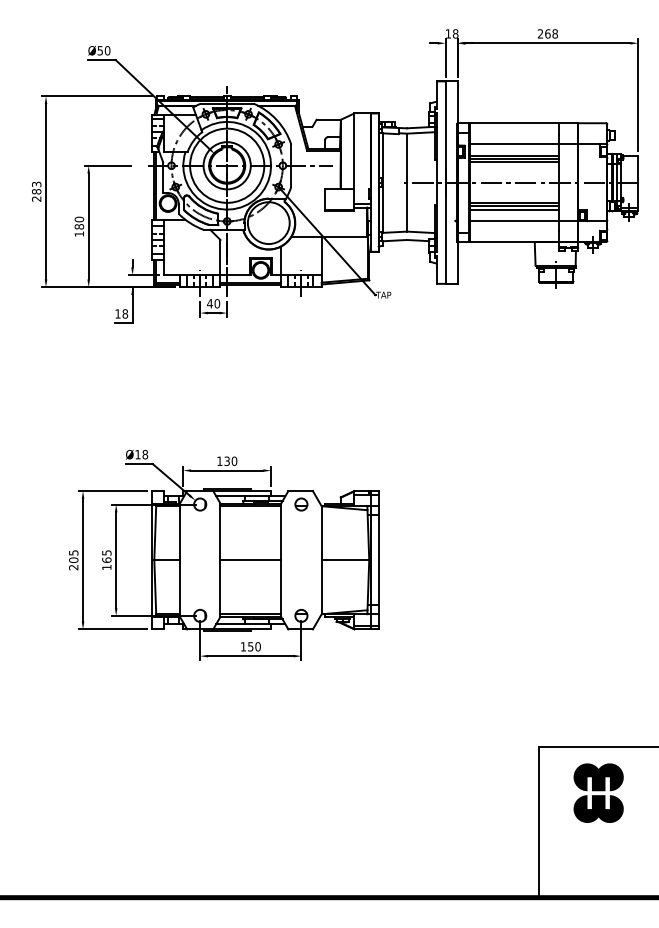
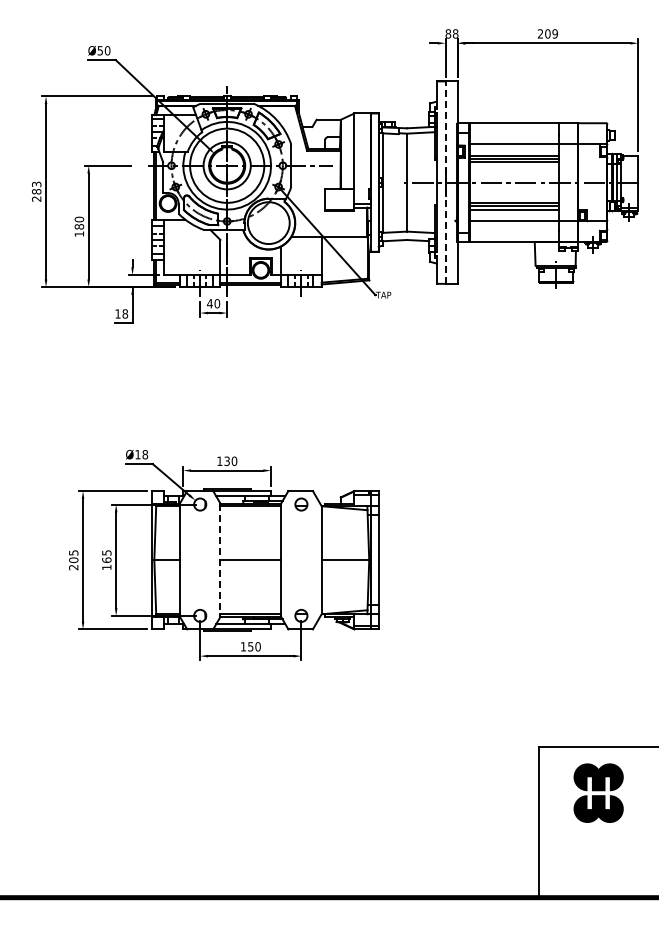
text: 18 -> 88 (448, 33)
text: 268 -> 209 (551, 33)
line: solid -> dashed (445, 182)
line: solid -> dashed (220, 560)
